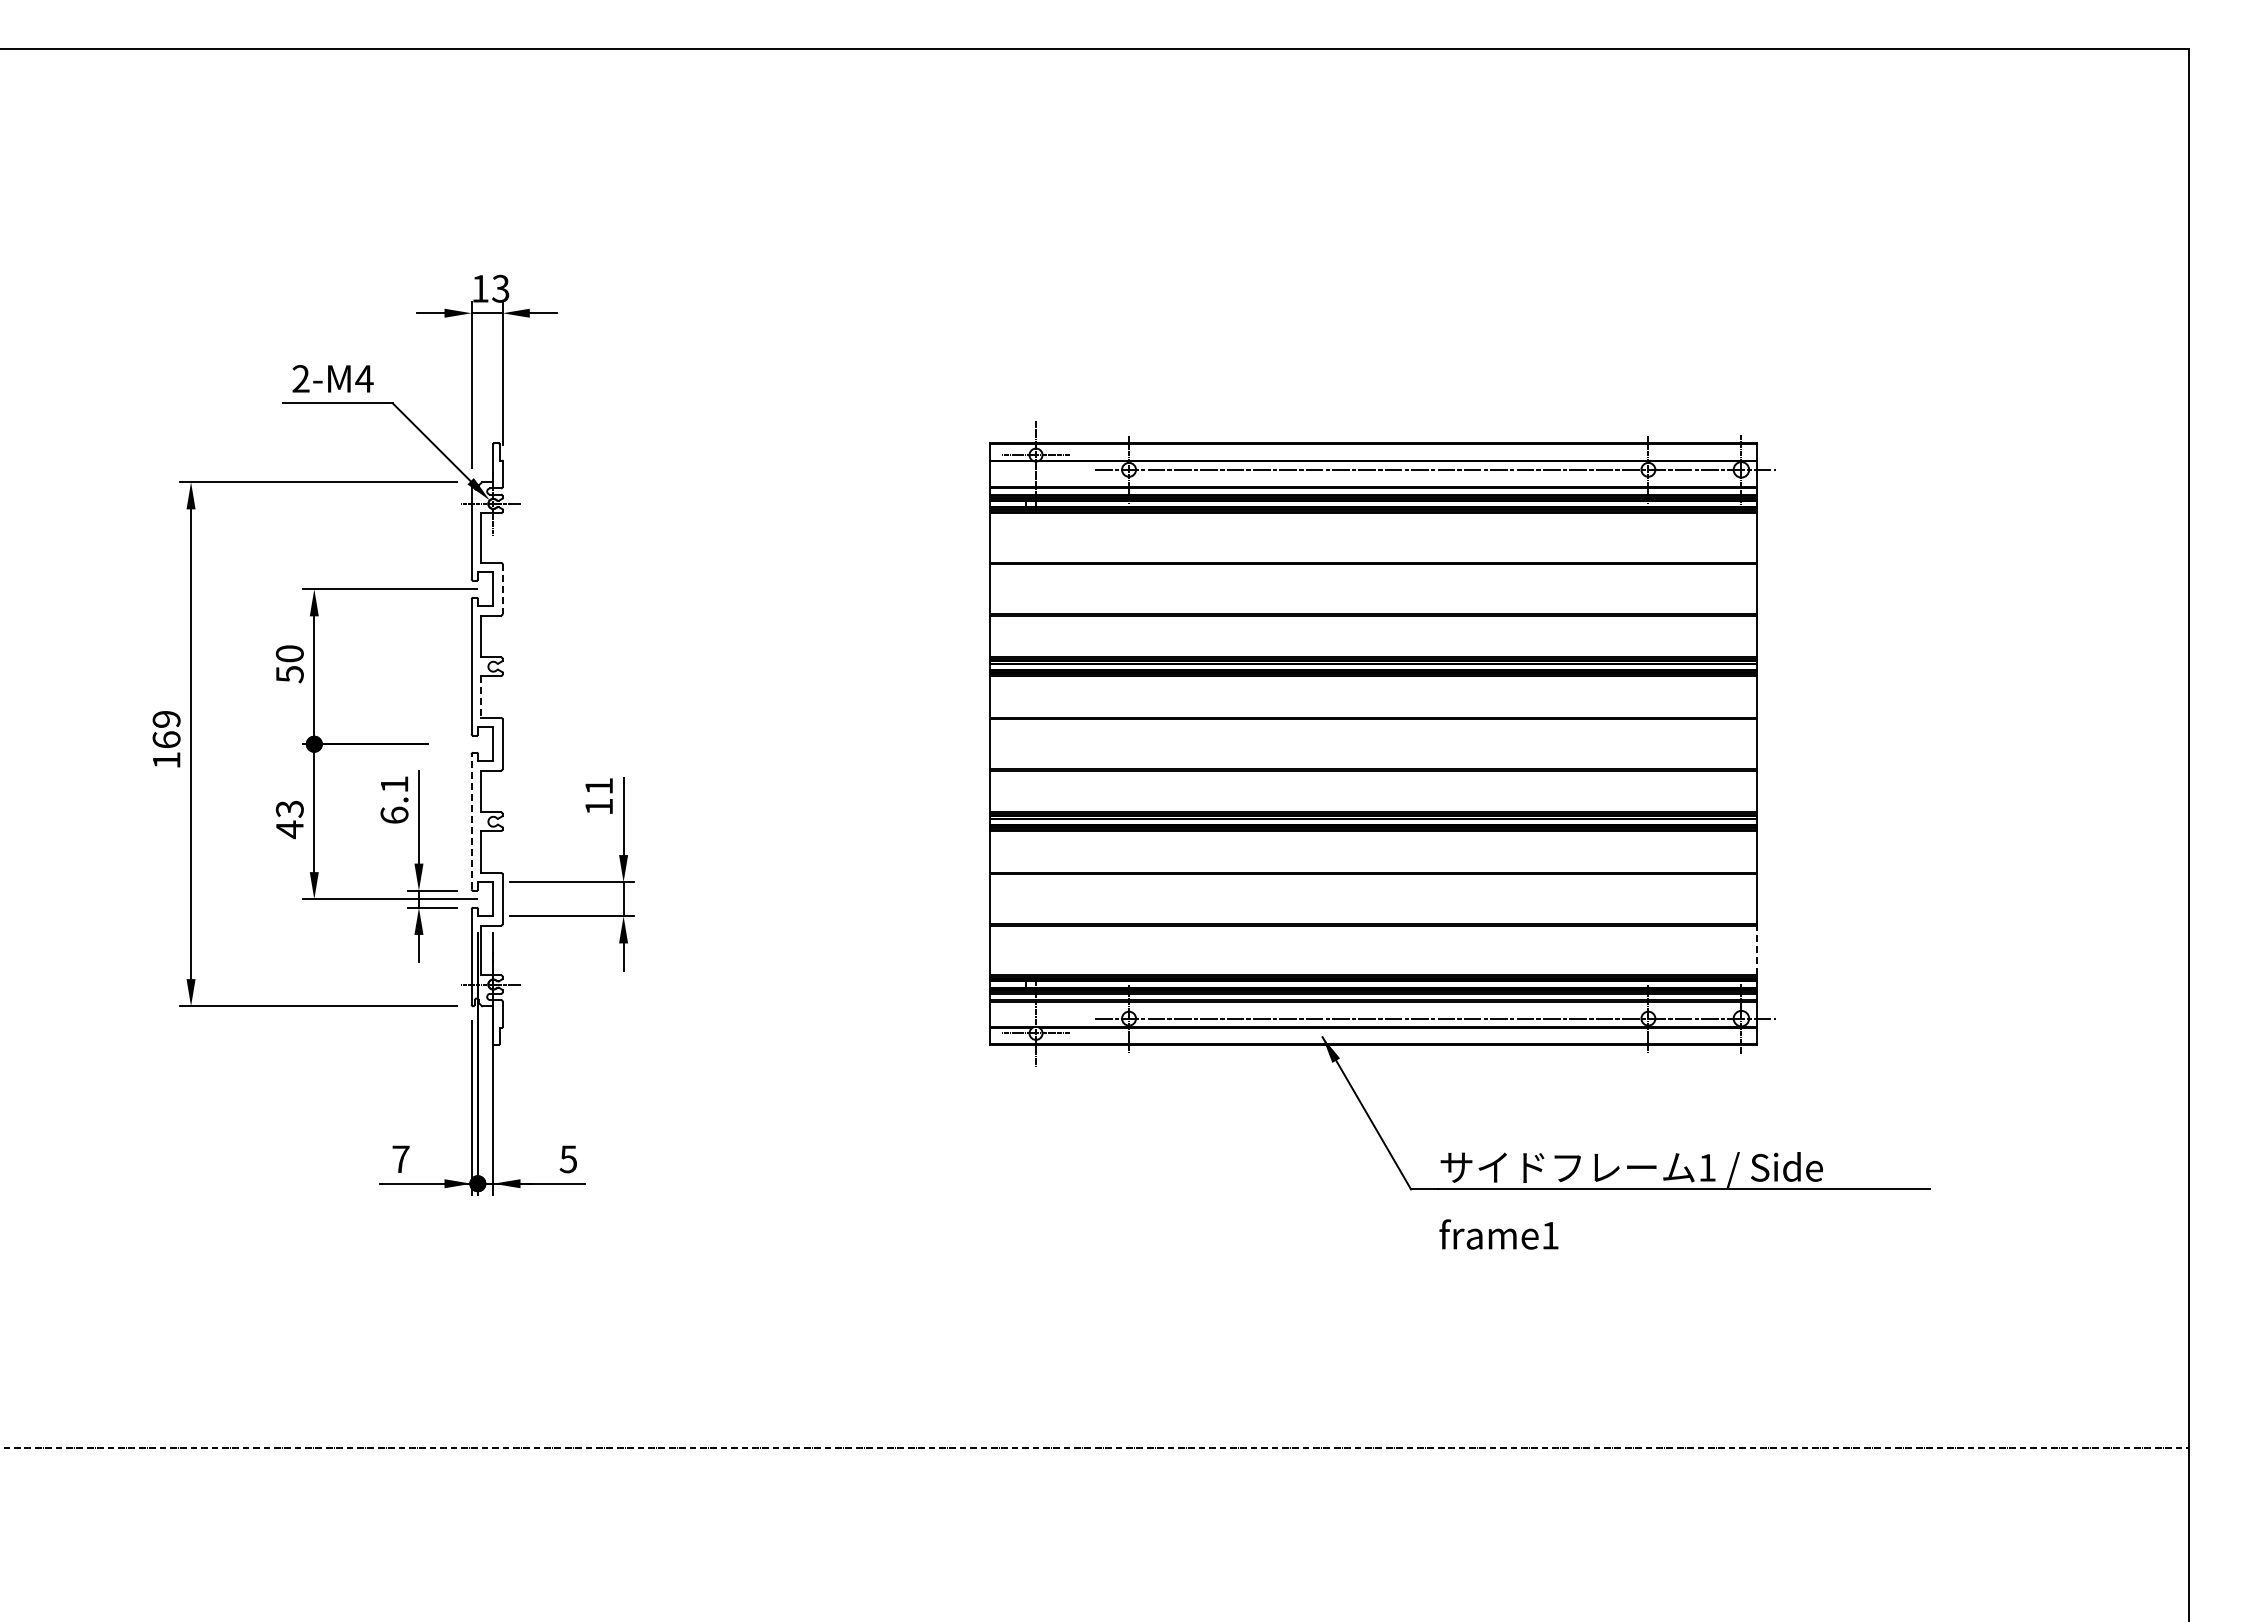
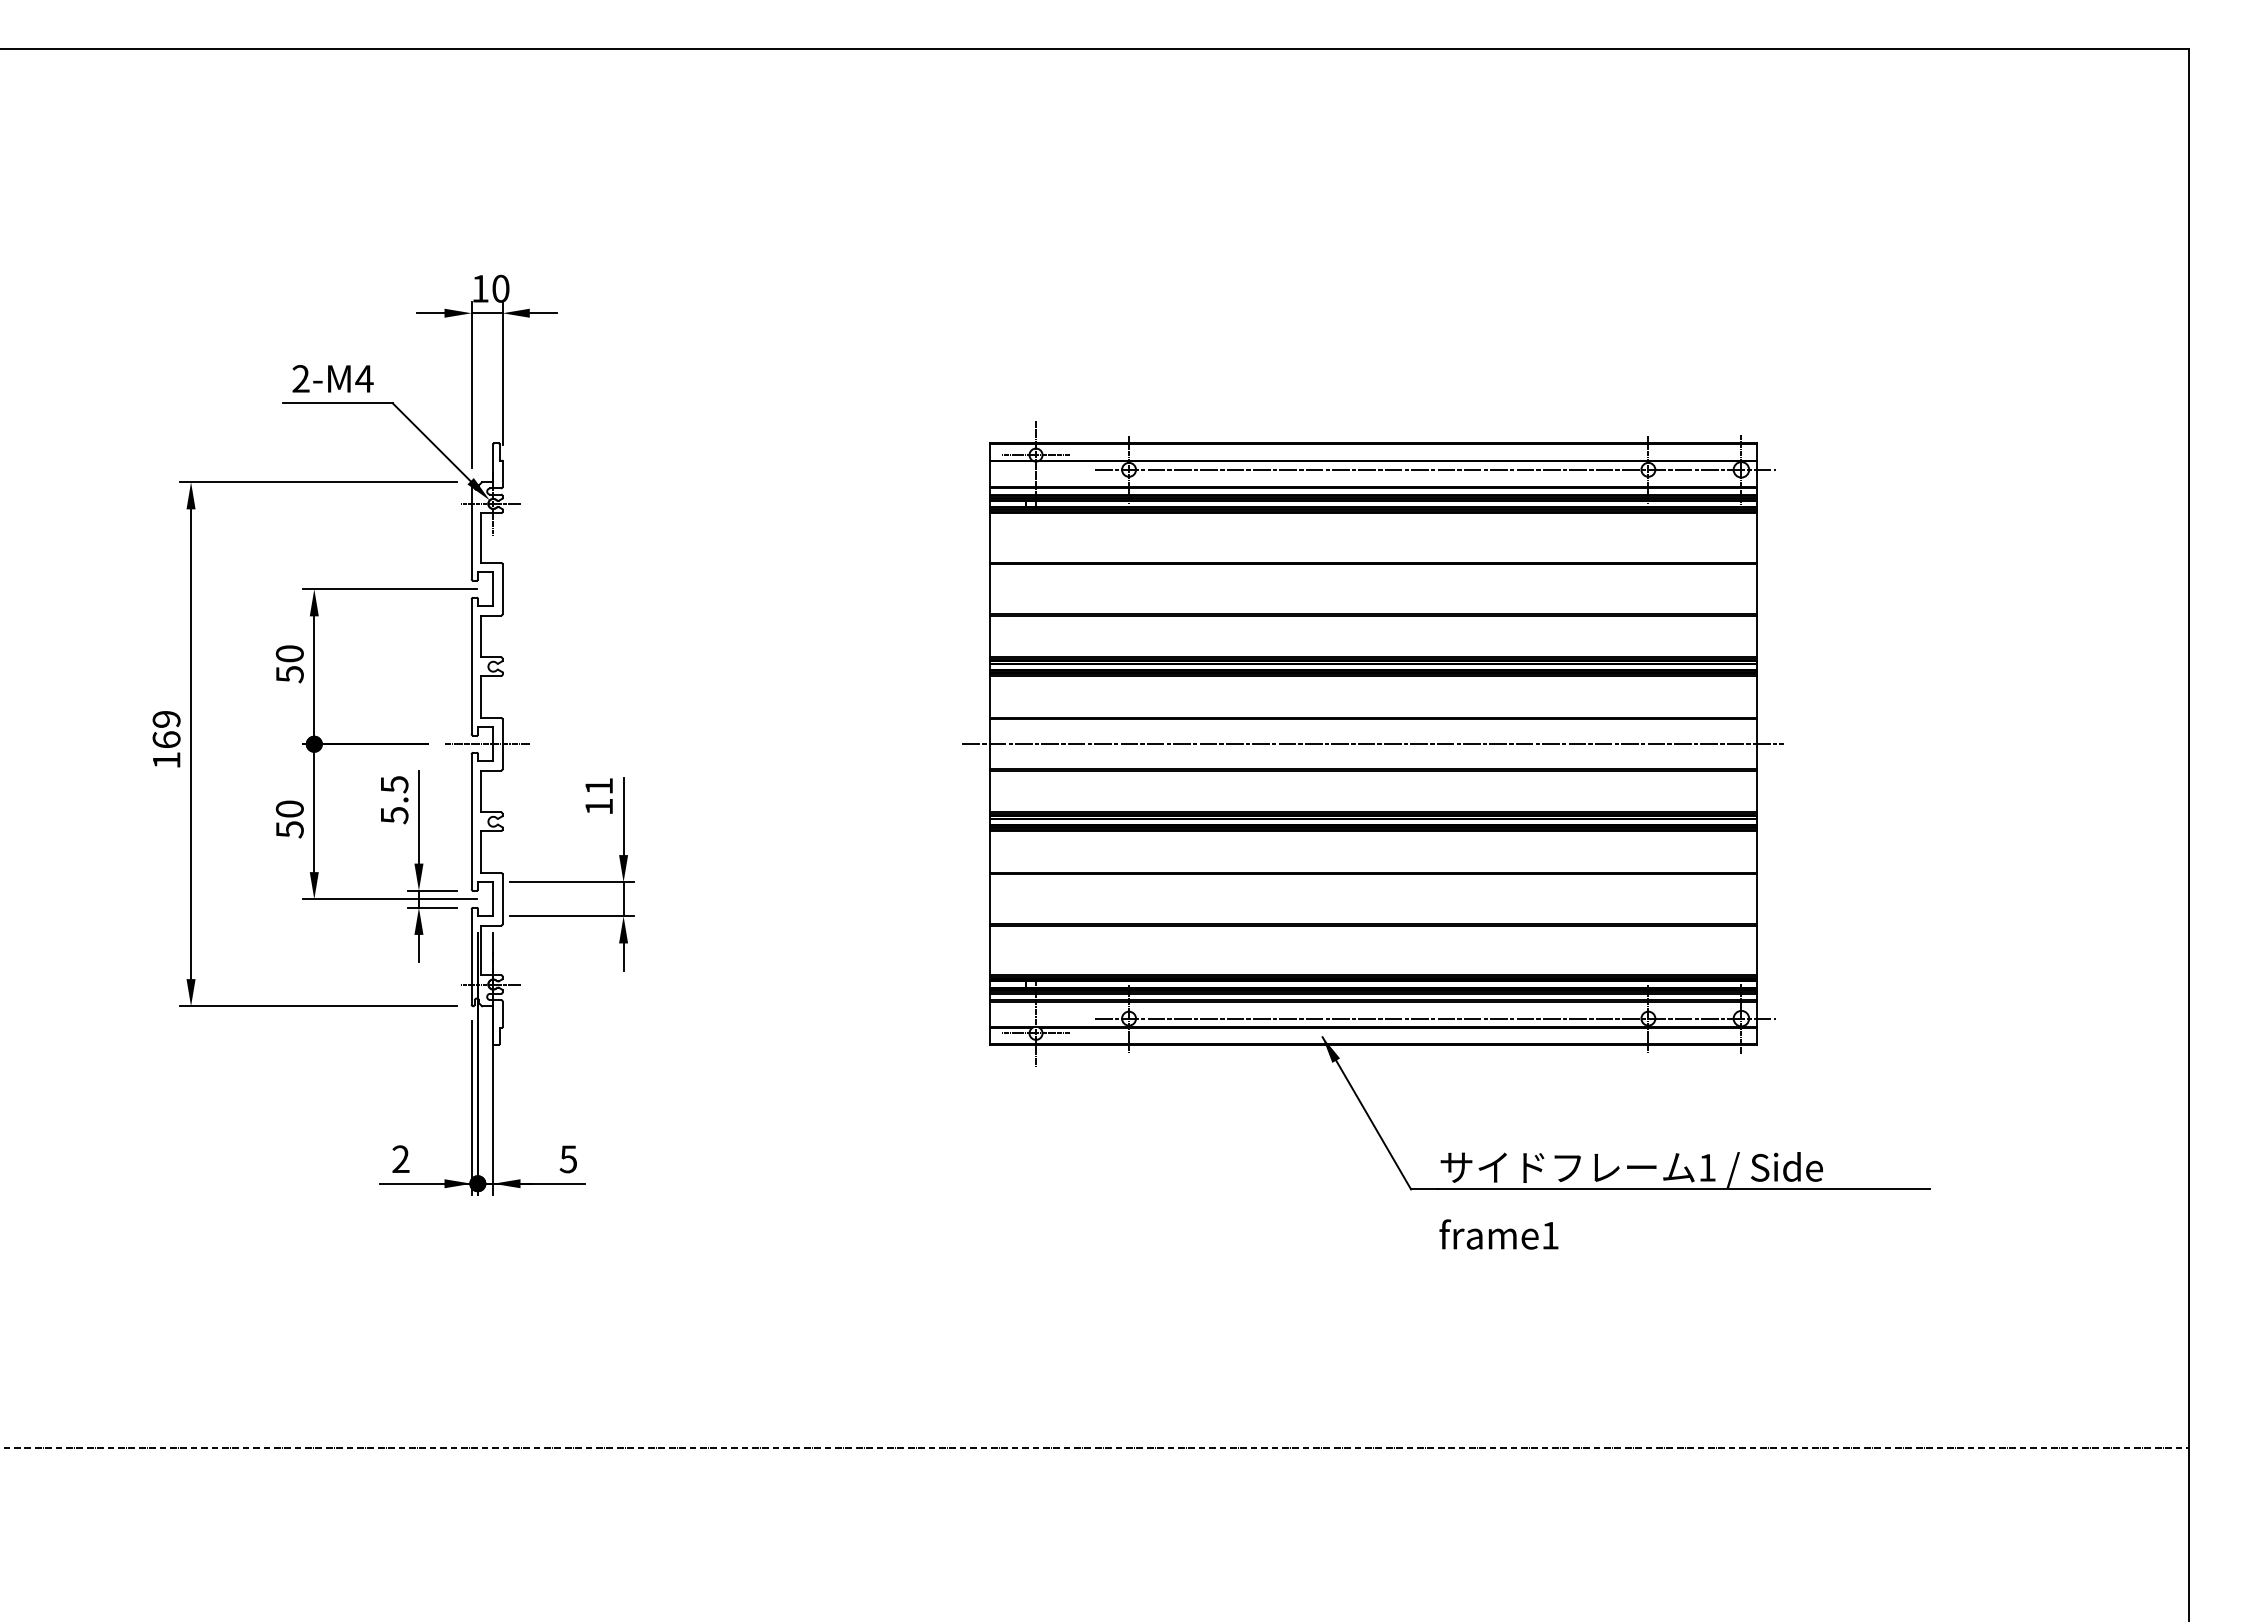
text: 13 -> 10 (500, 288)
line: dashed -> solid (502, 589)
line: dashed -> solid (480, 696)
line: none -> present (486, 744)
line: none -> present (1373, 744)
text: 6.1 -> 5.5 (394, 800)
text: 43 -> 50 (289, 819)
line: dashed -> solid (471, 821)
line: dashed -> solid (1756, 950)
text: 7 -> 2 (400, 1158)
